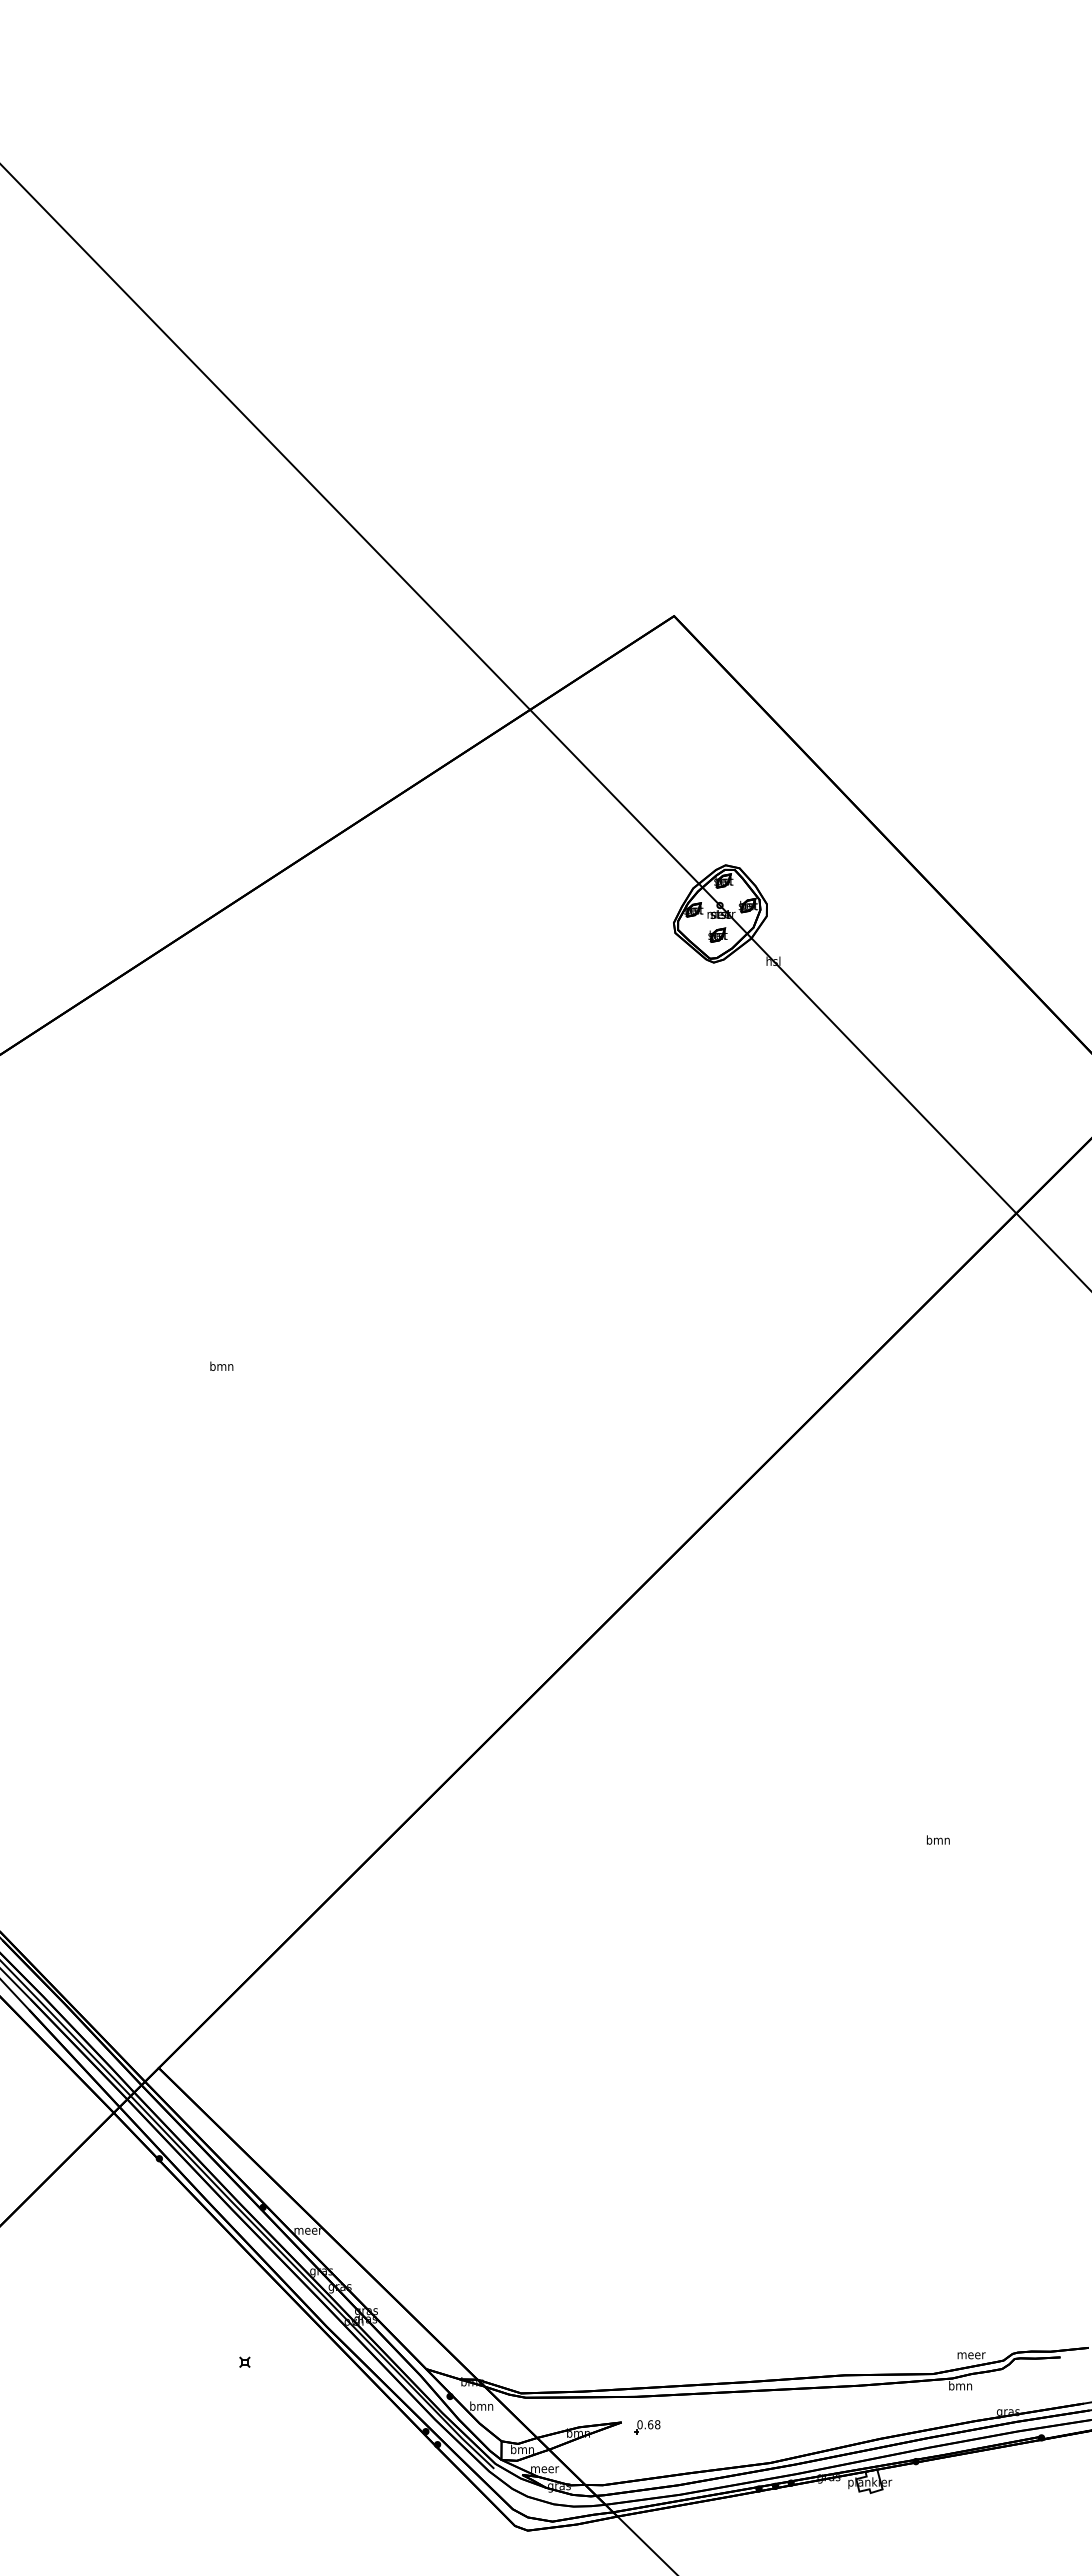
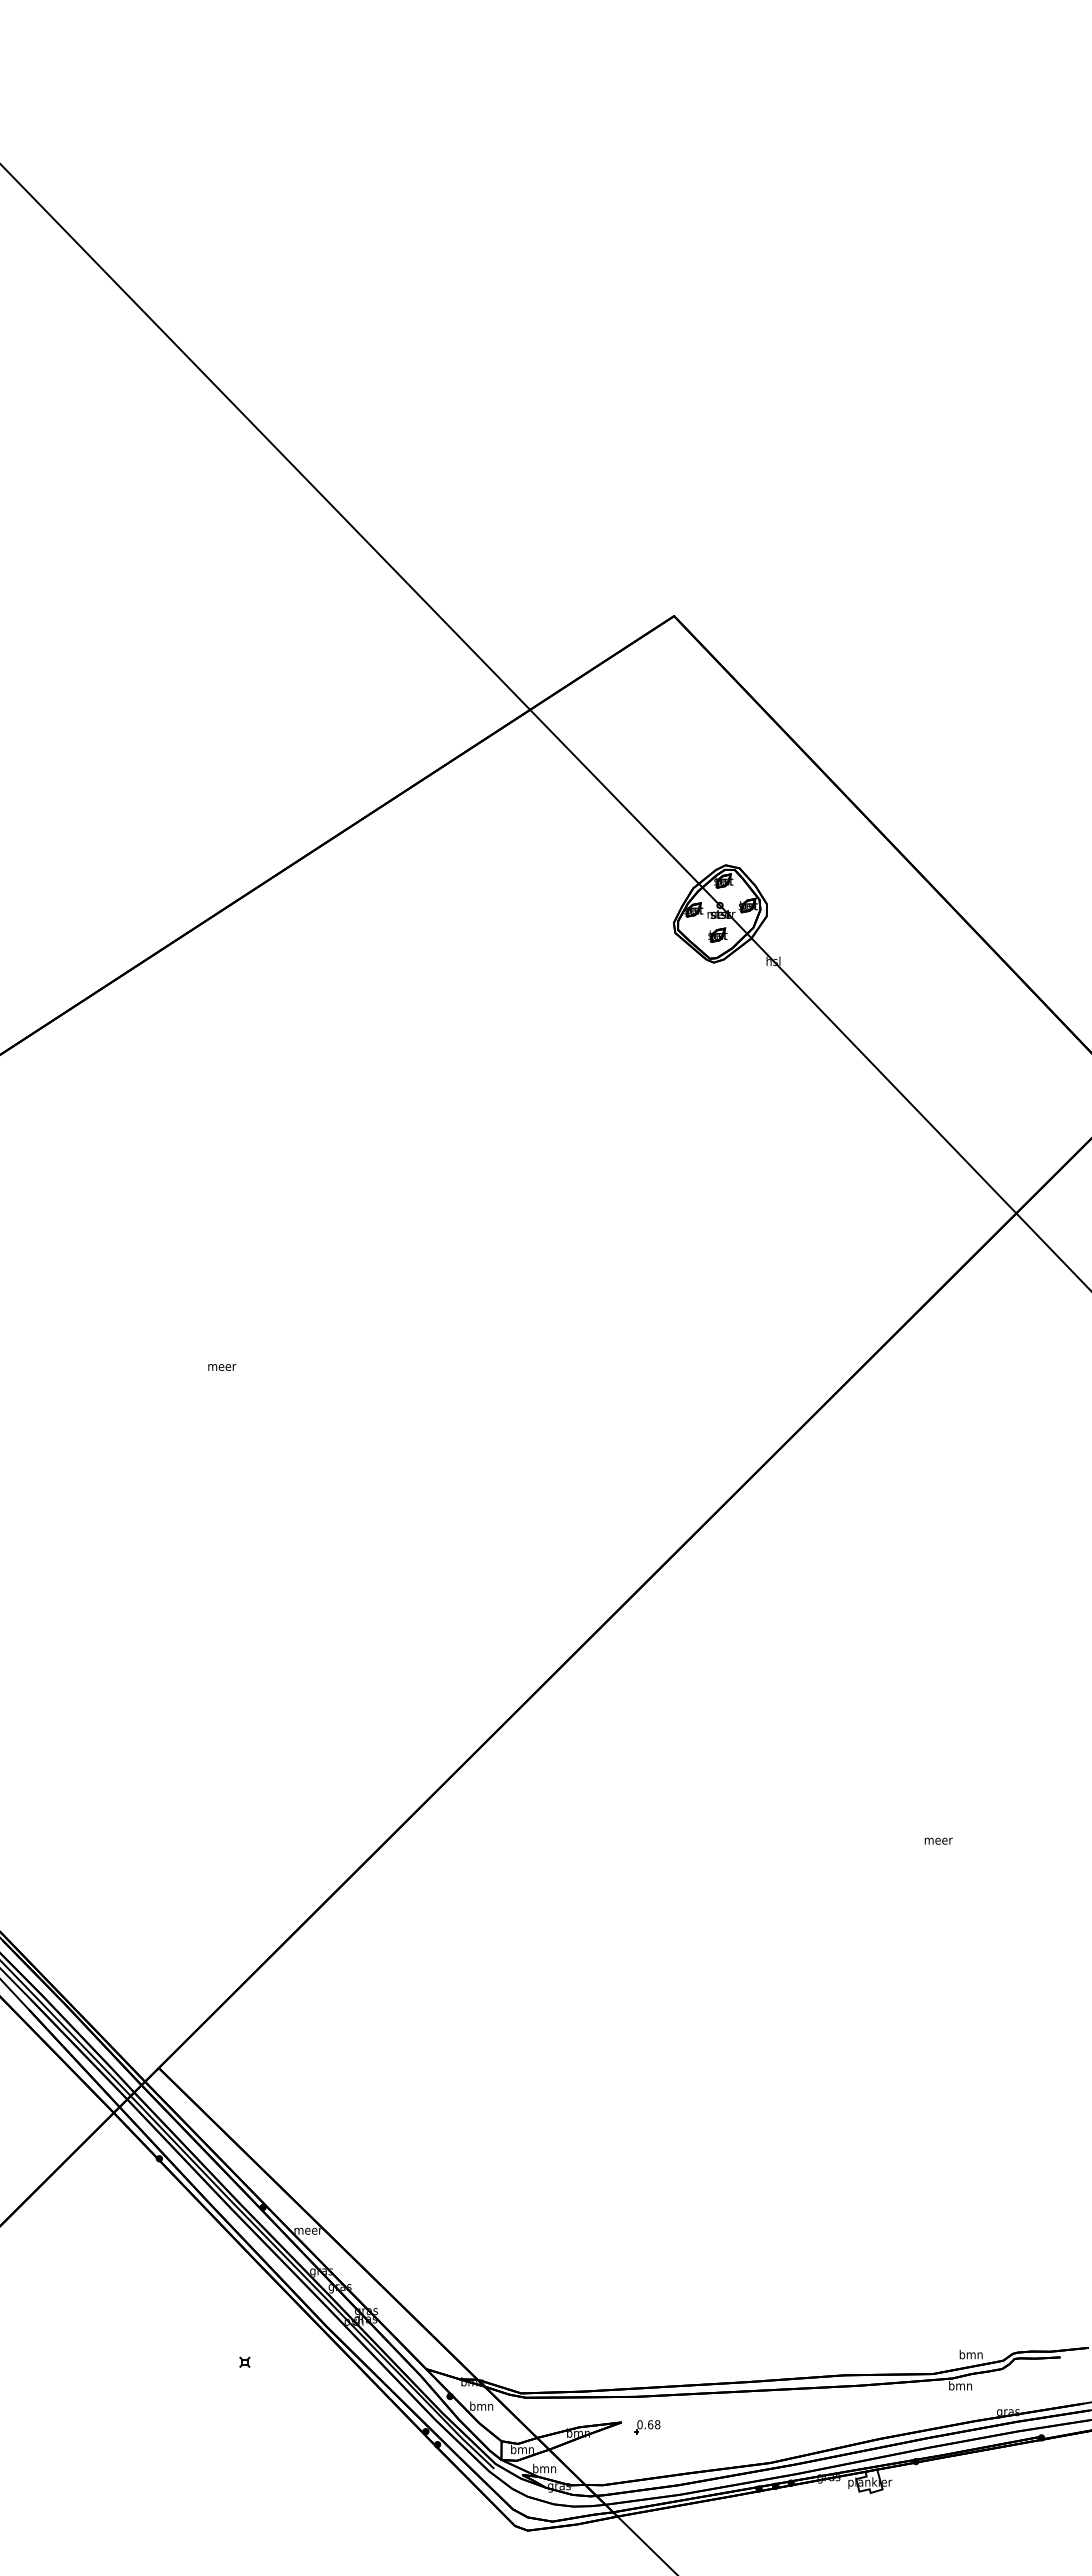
text: bmn -> meer (222, 1365)
text: bmn -> meer (938, 1839)
text: meer -> bmn (971, 2354)
text: meer -> bmn (545, 2468)
